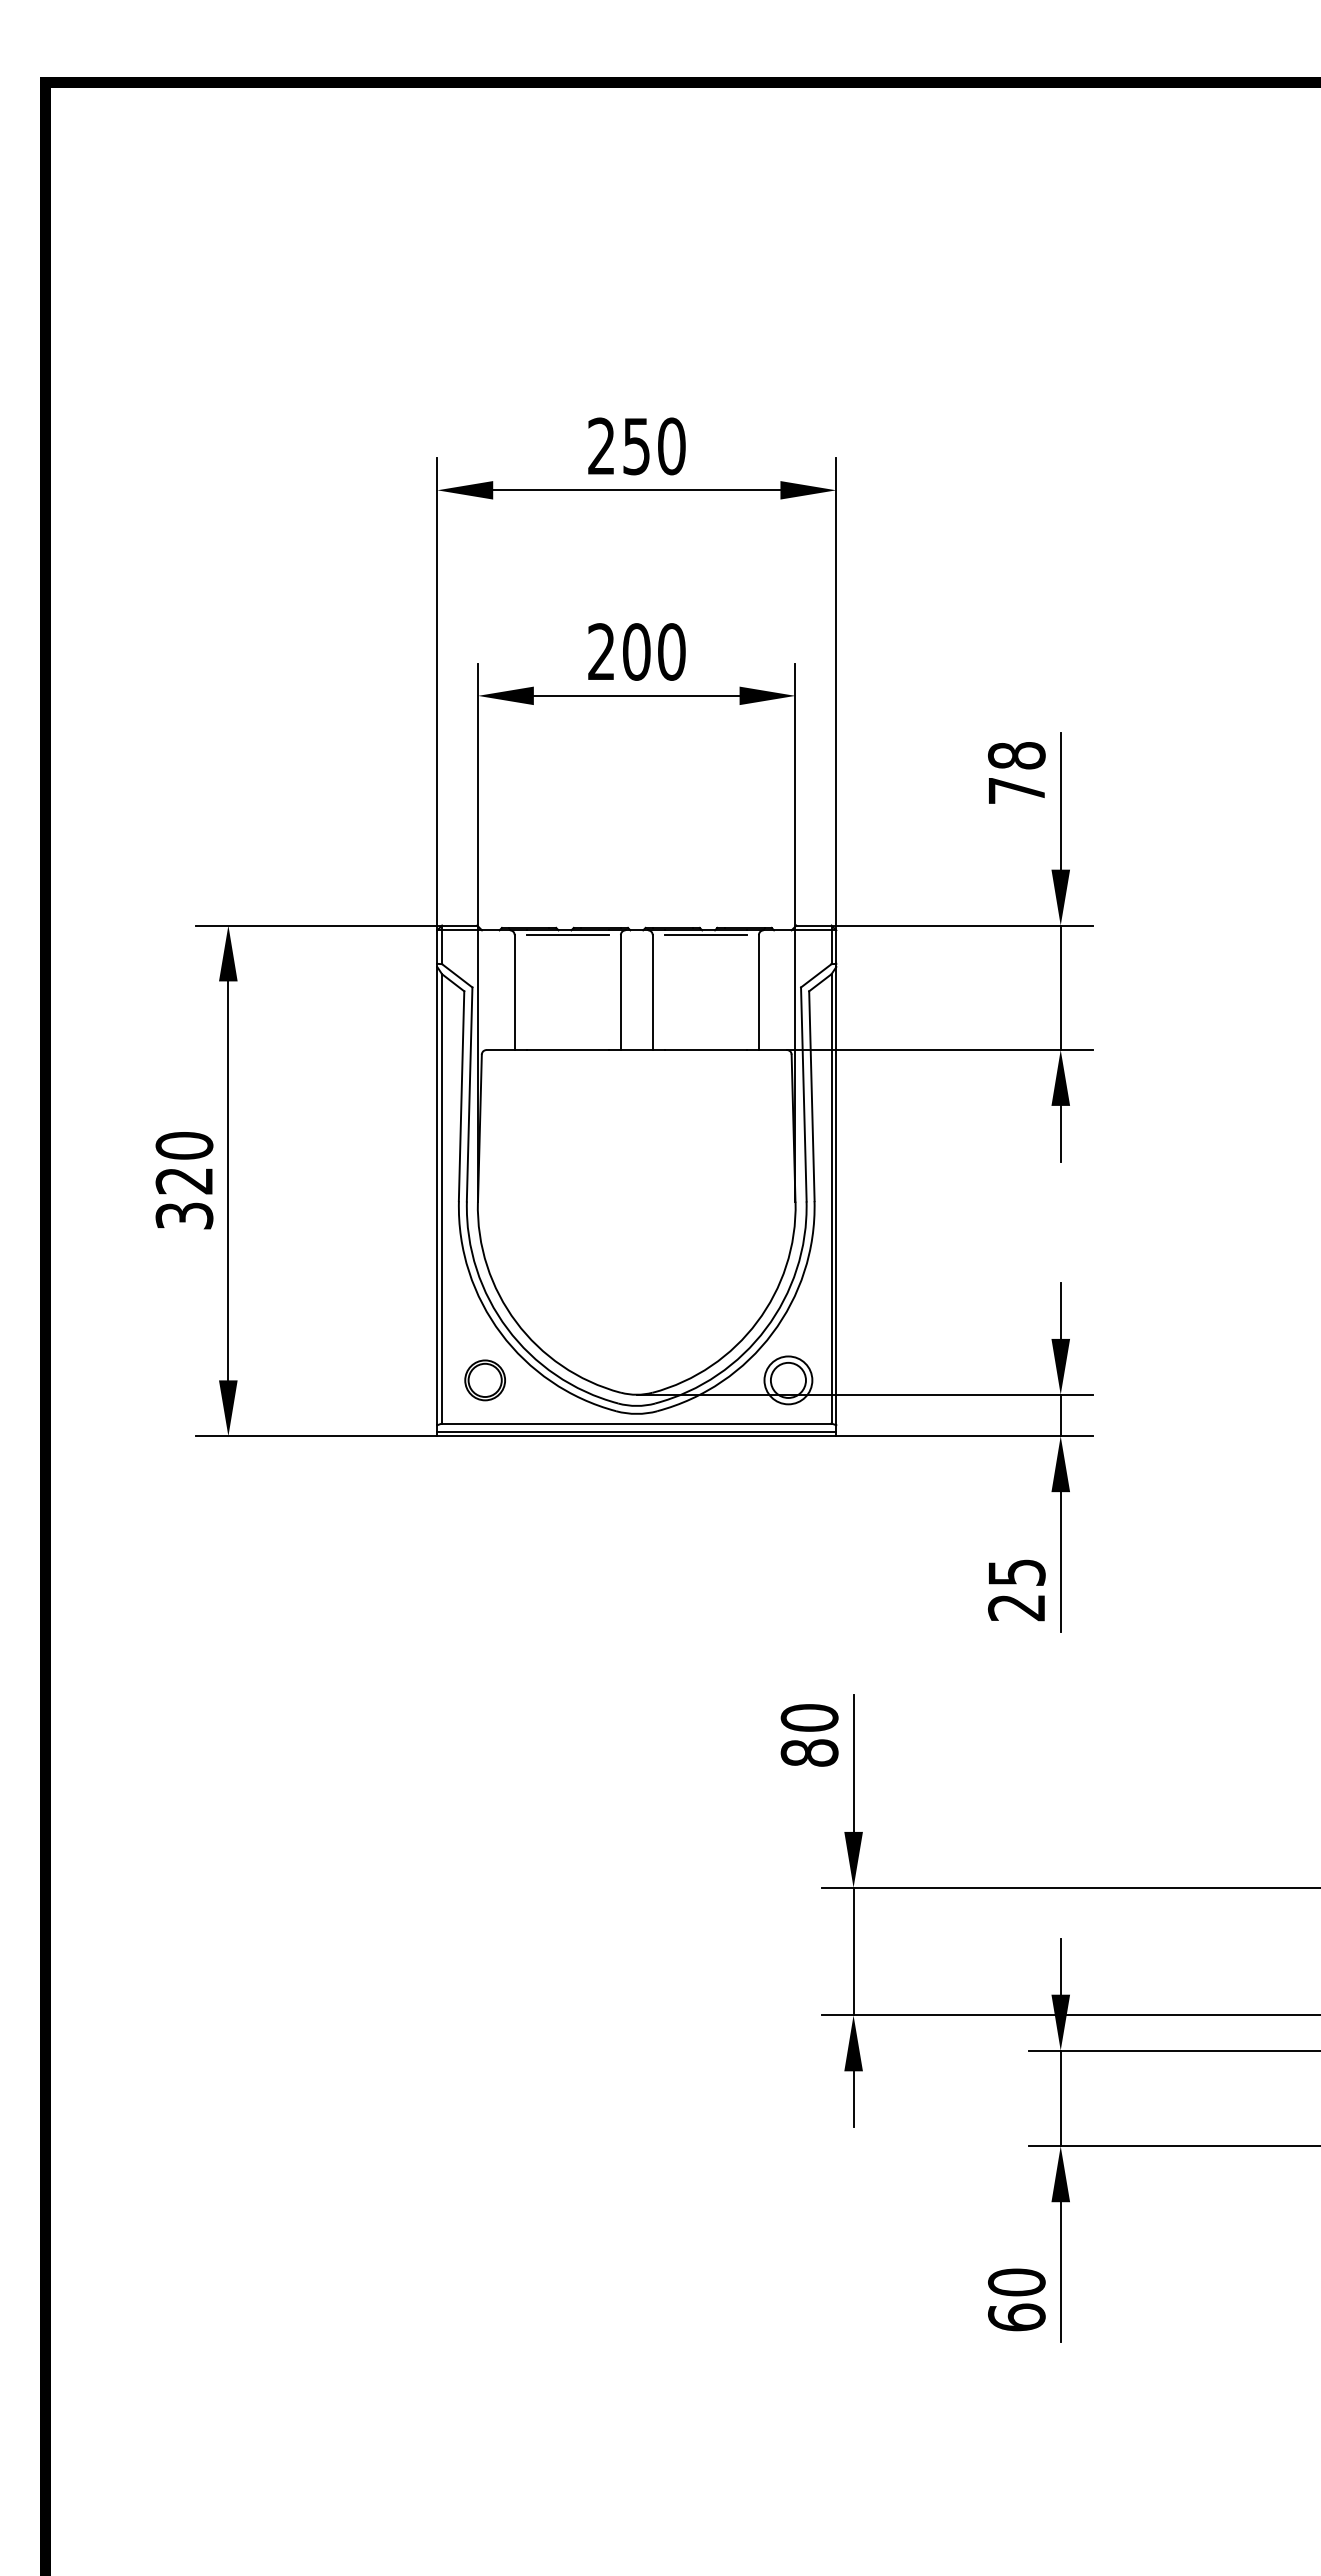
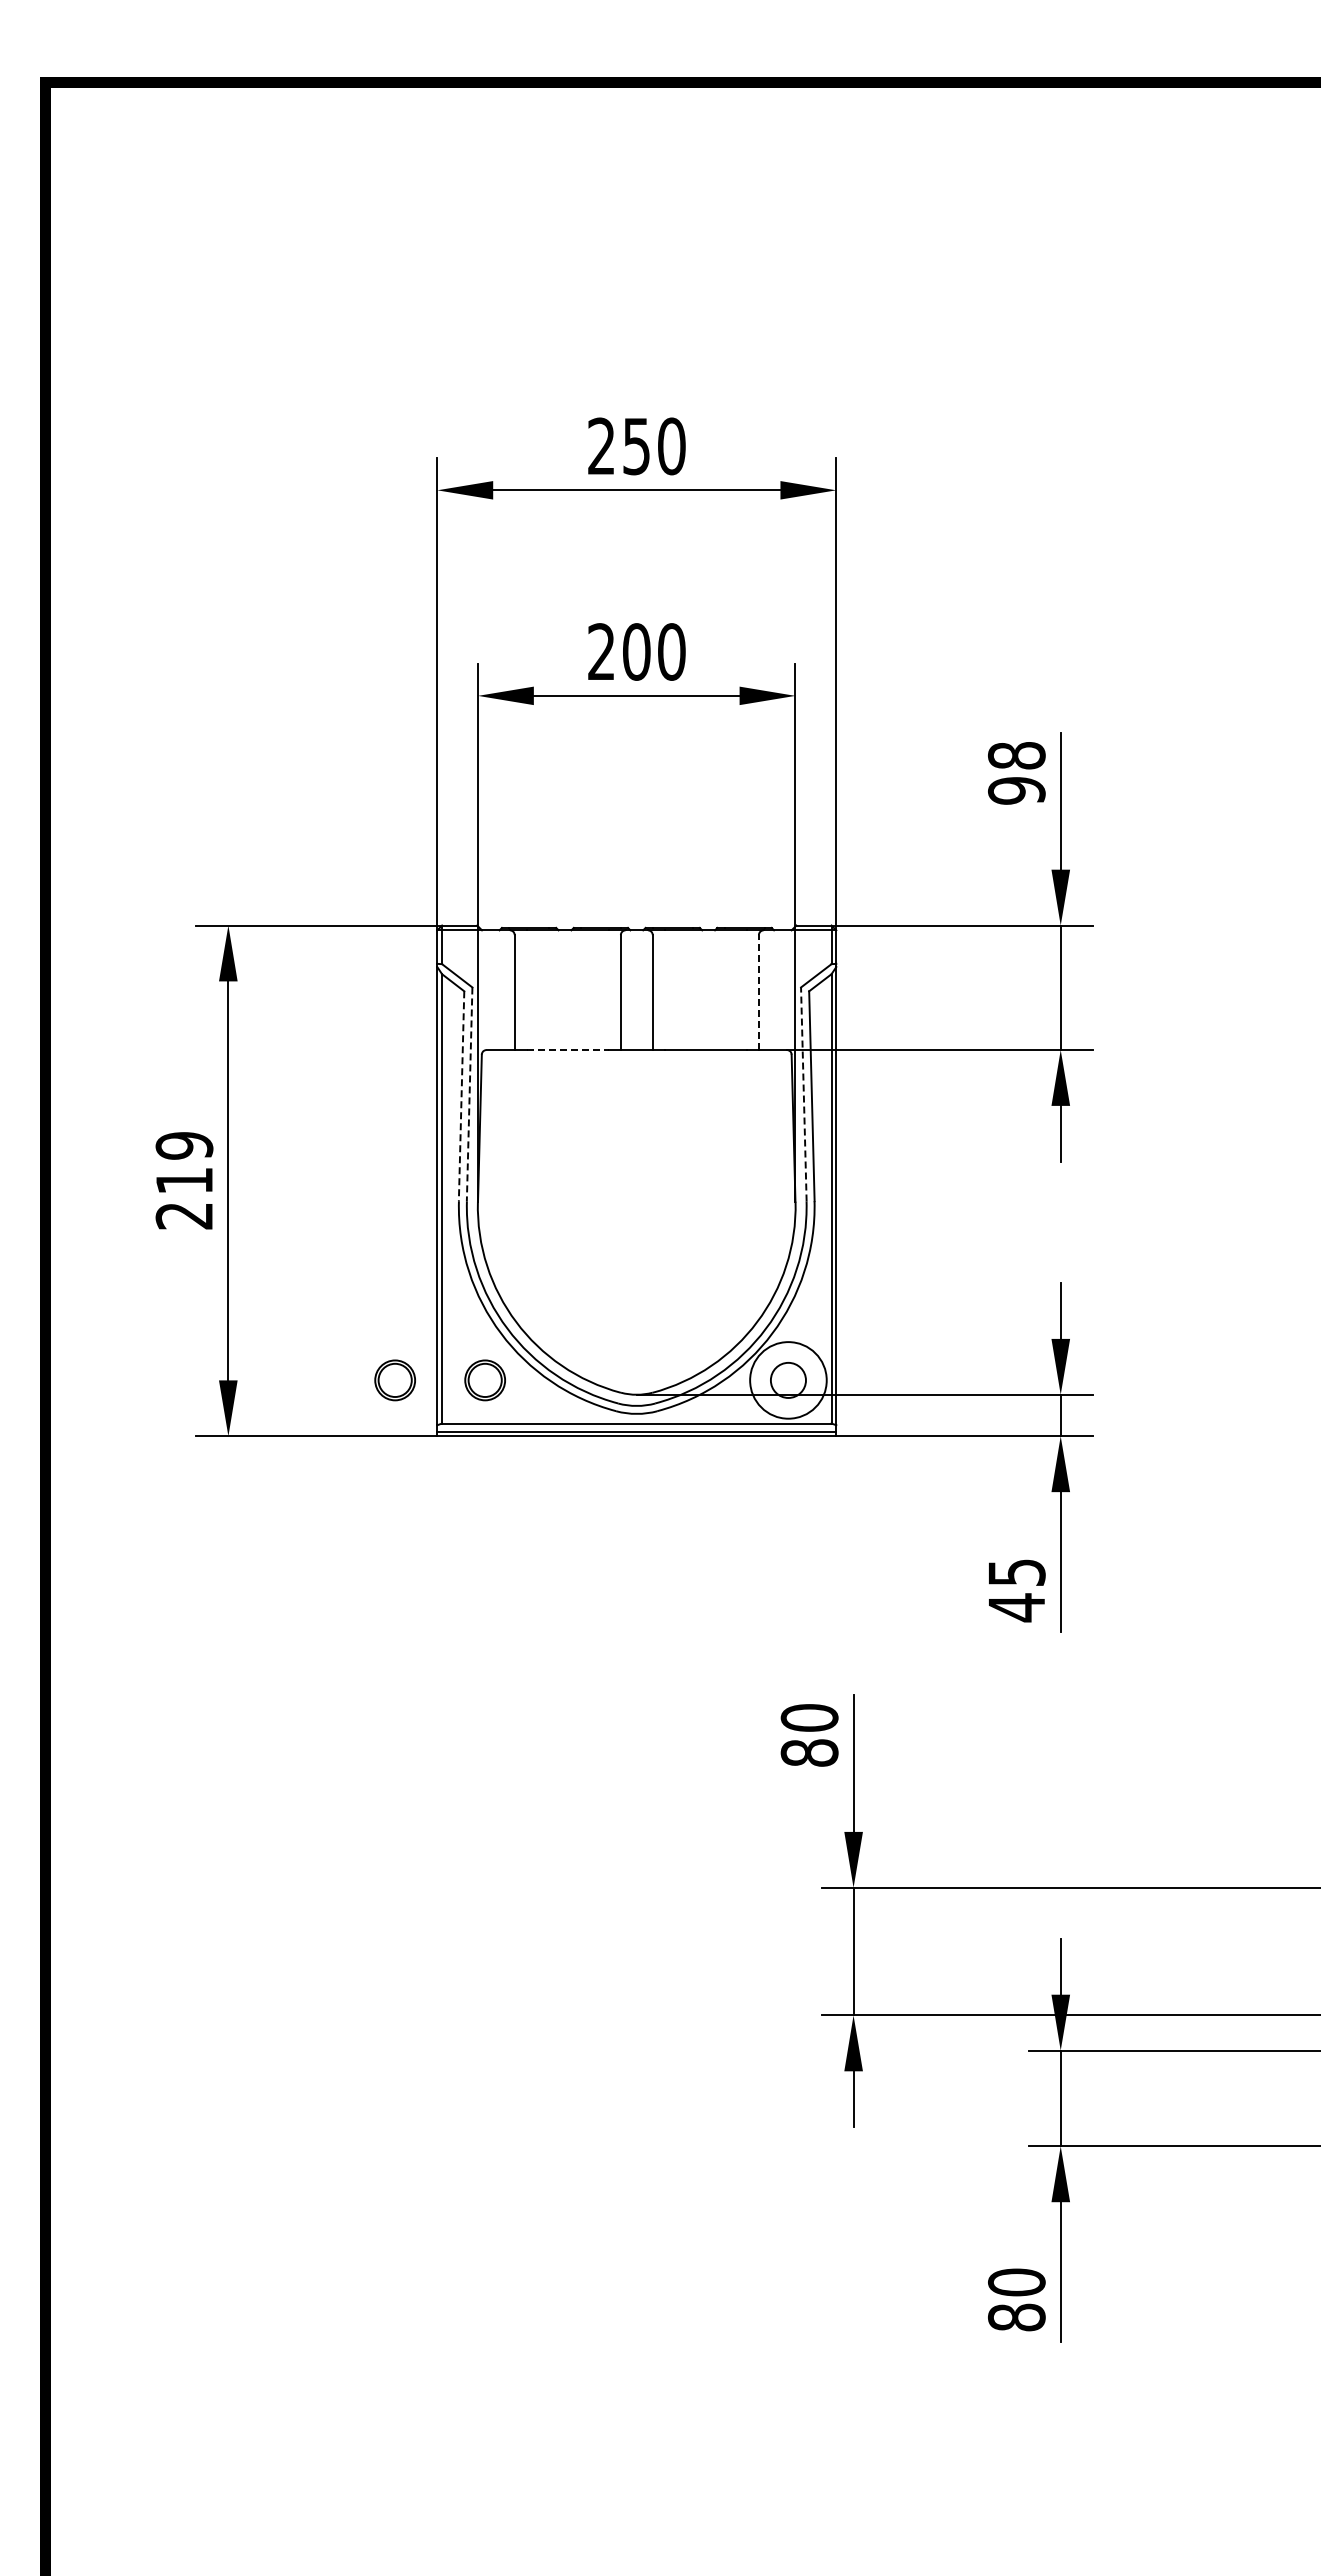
text: 78 -> 98 (1016, 790)
line: present -> none (567, 935)
line: present -> none (705, 935)
line: solid -> dashed (758, 992)
line: solid -> dashed (568, 1050)
line: solid -> dashed (803, 1093)
line: solid -> dashed (469, 1094)
line: solid -> dashed (461, 1096)
text: 320 -> 219 (184, 1180)
part: none -> present (394, 1380)
circle diameter: 48 px -> 77 px (788, 1380)
text: 25 -> 45 (1016, 1607)
text: 60 -> 80 (1016, 2317)
